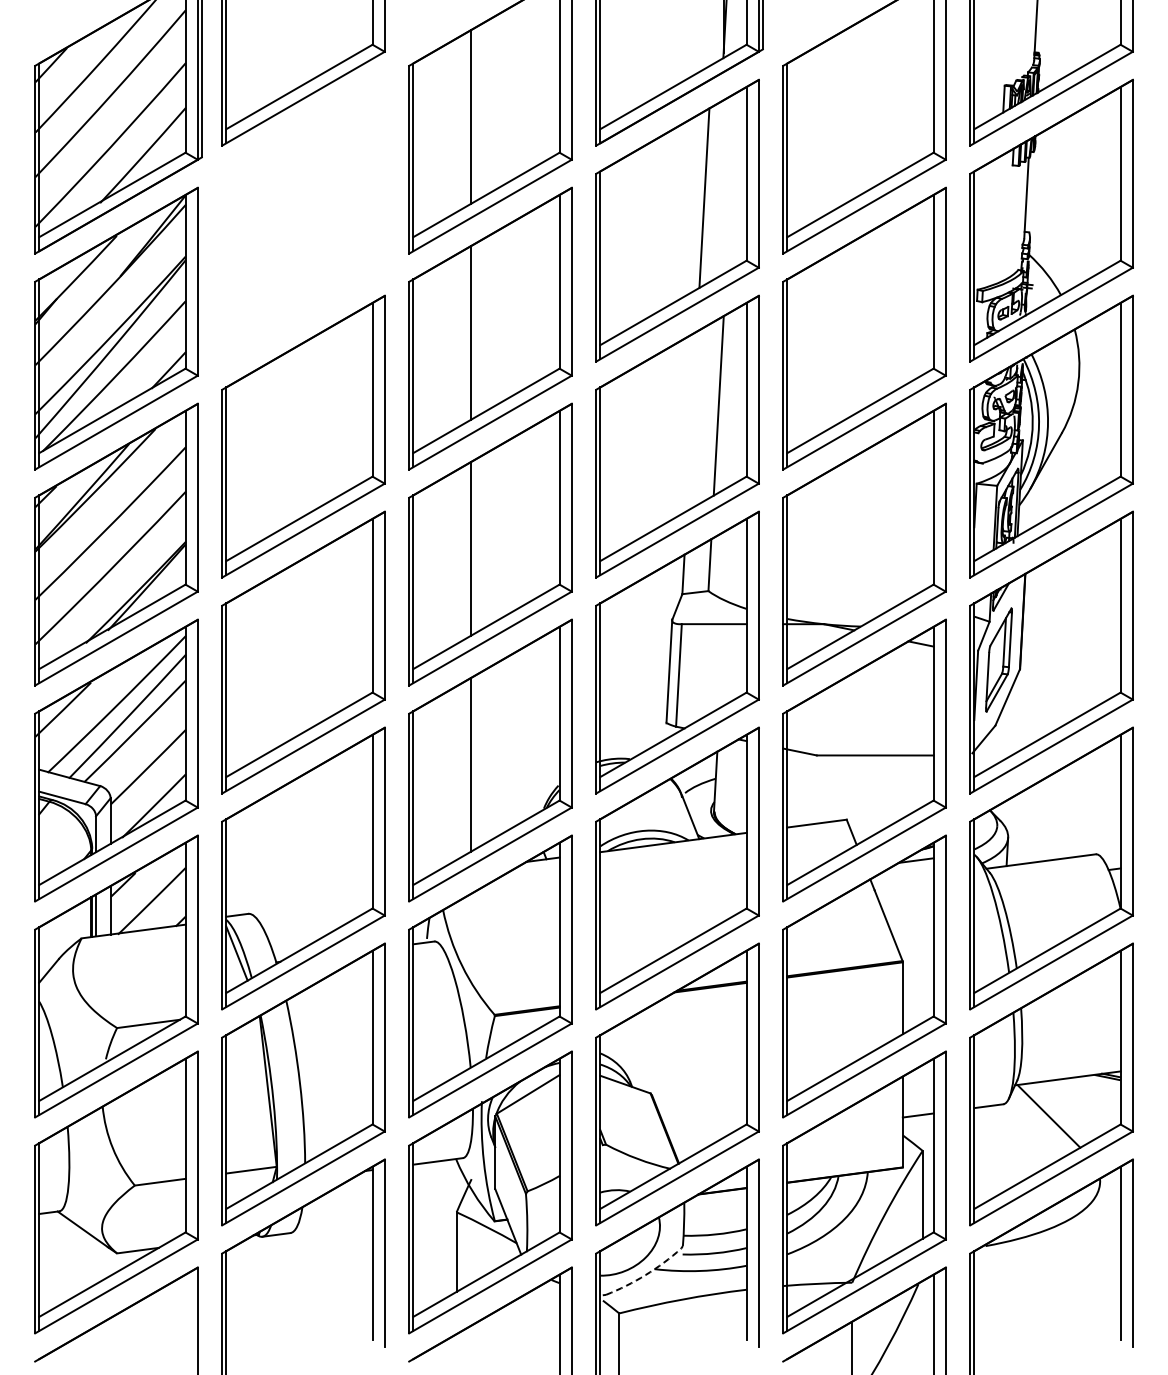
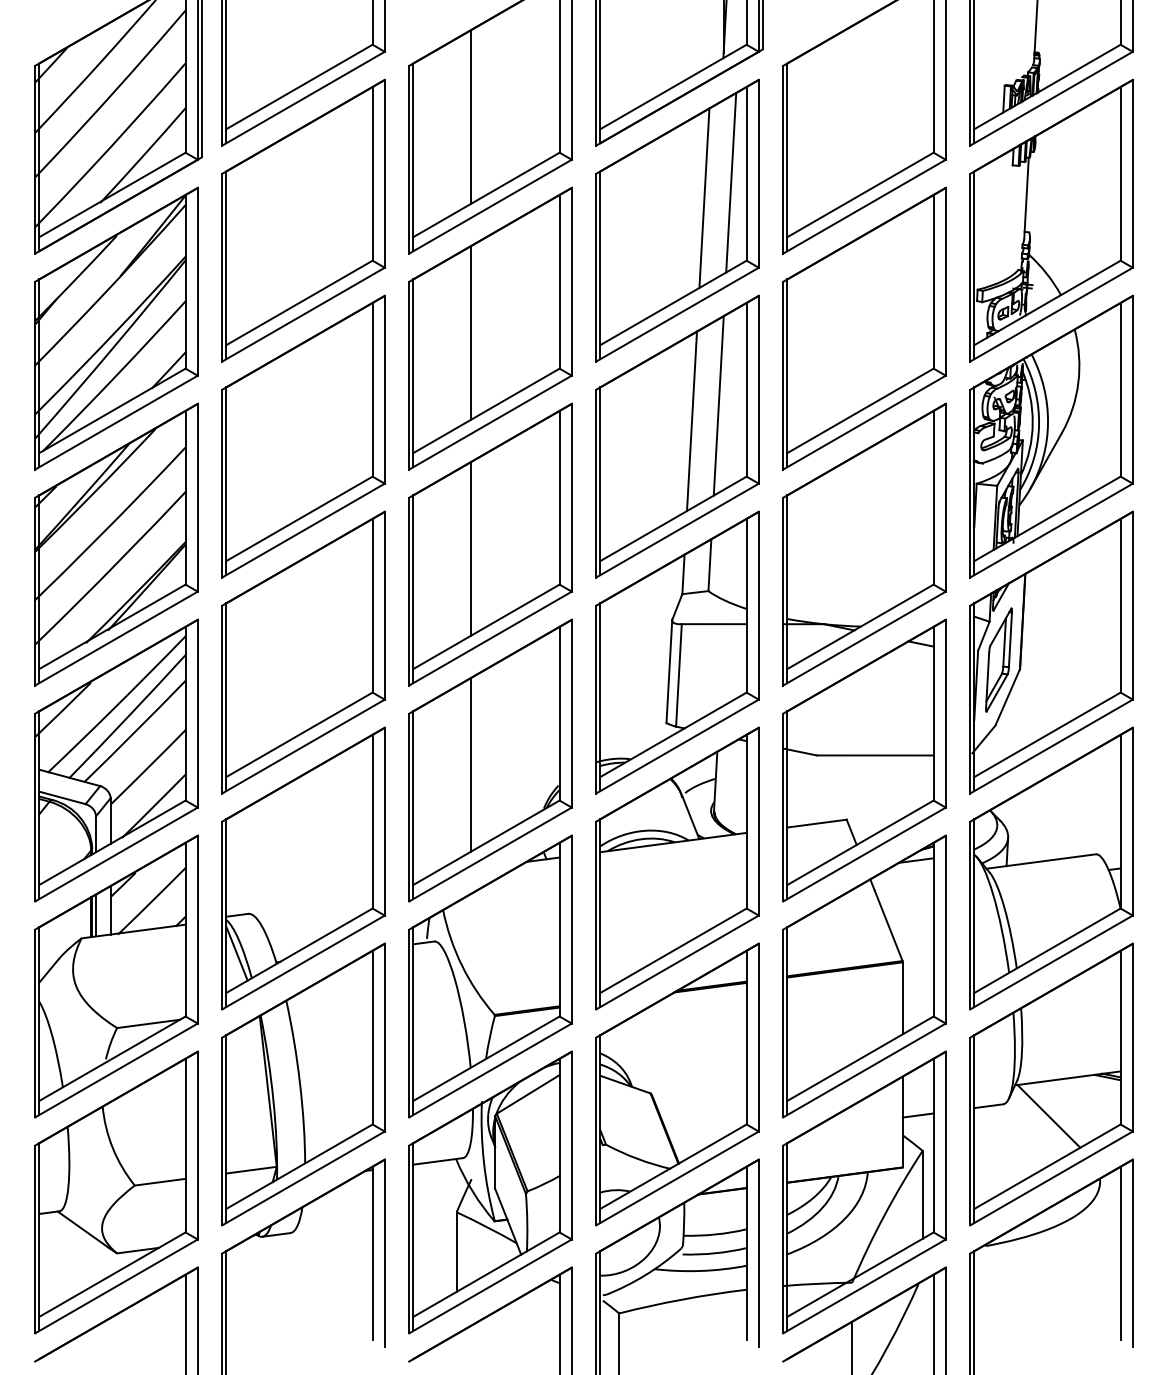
line: none -> present (731, 182)
part: none -> present (303, 220)
line: none -> present (692, 421)
arc: dashed -> solid (645, 1275)
line: none -> present (185, 1322)
